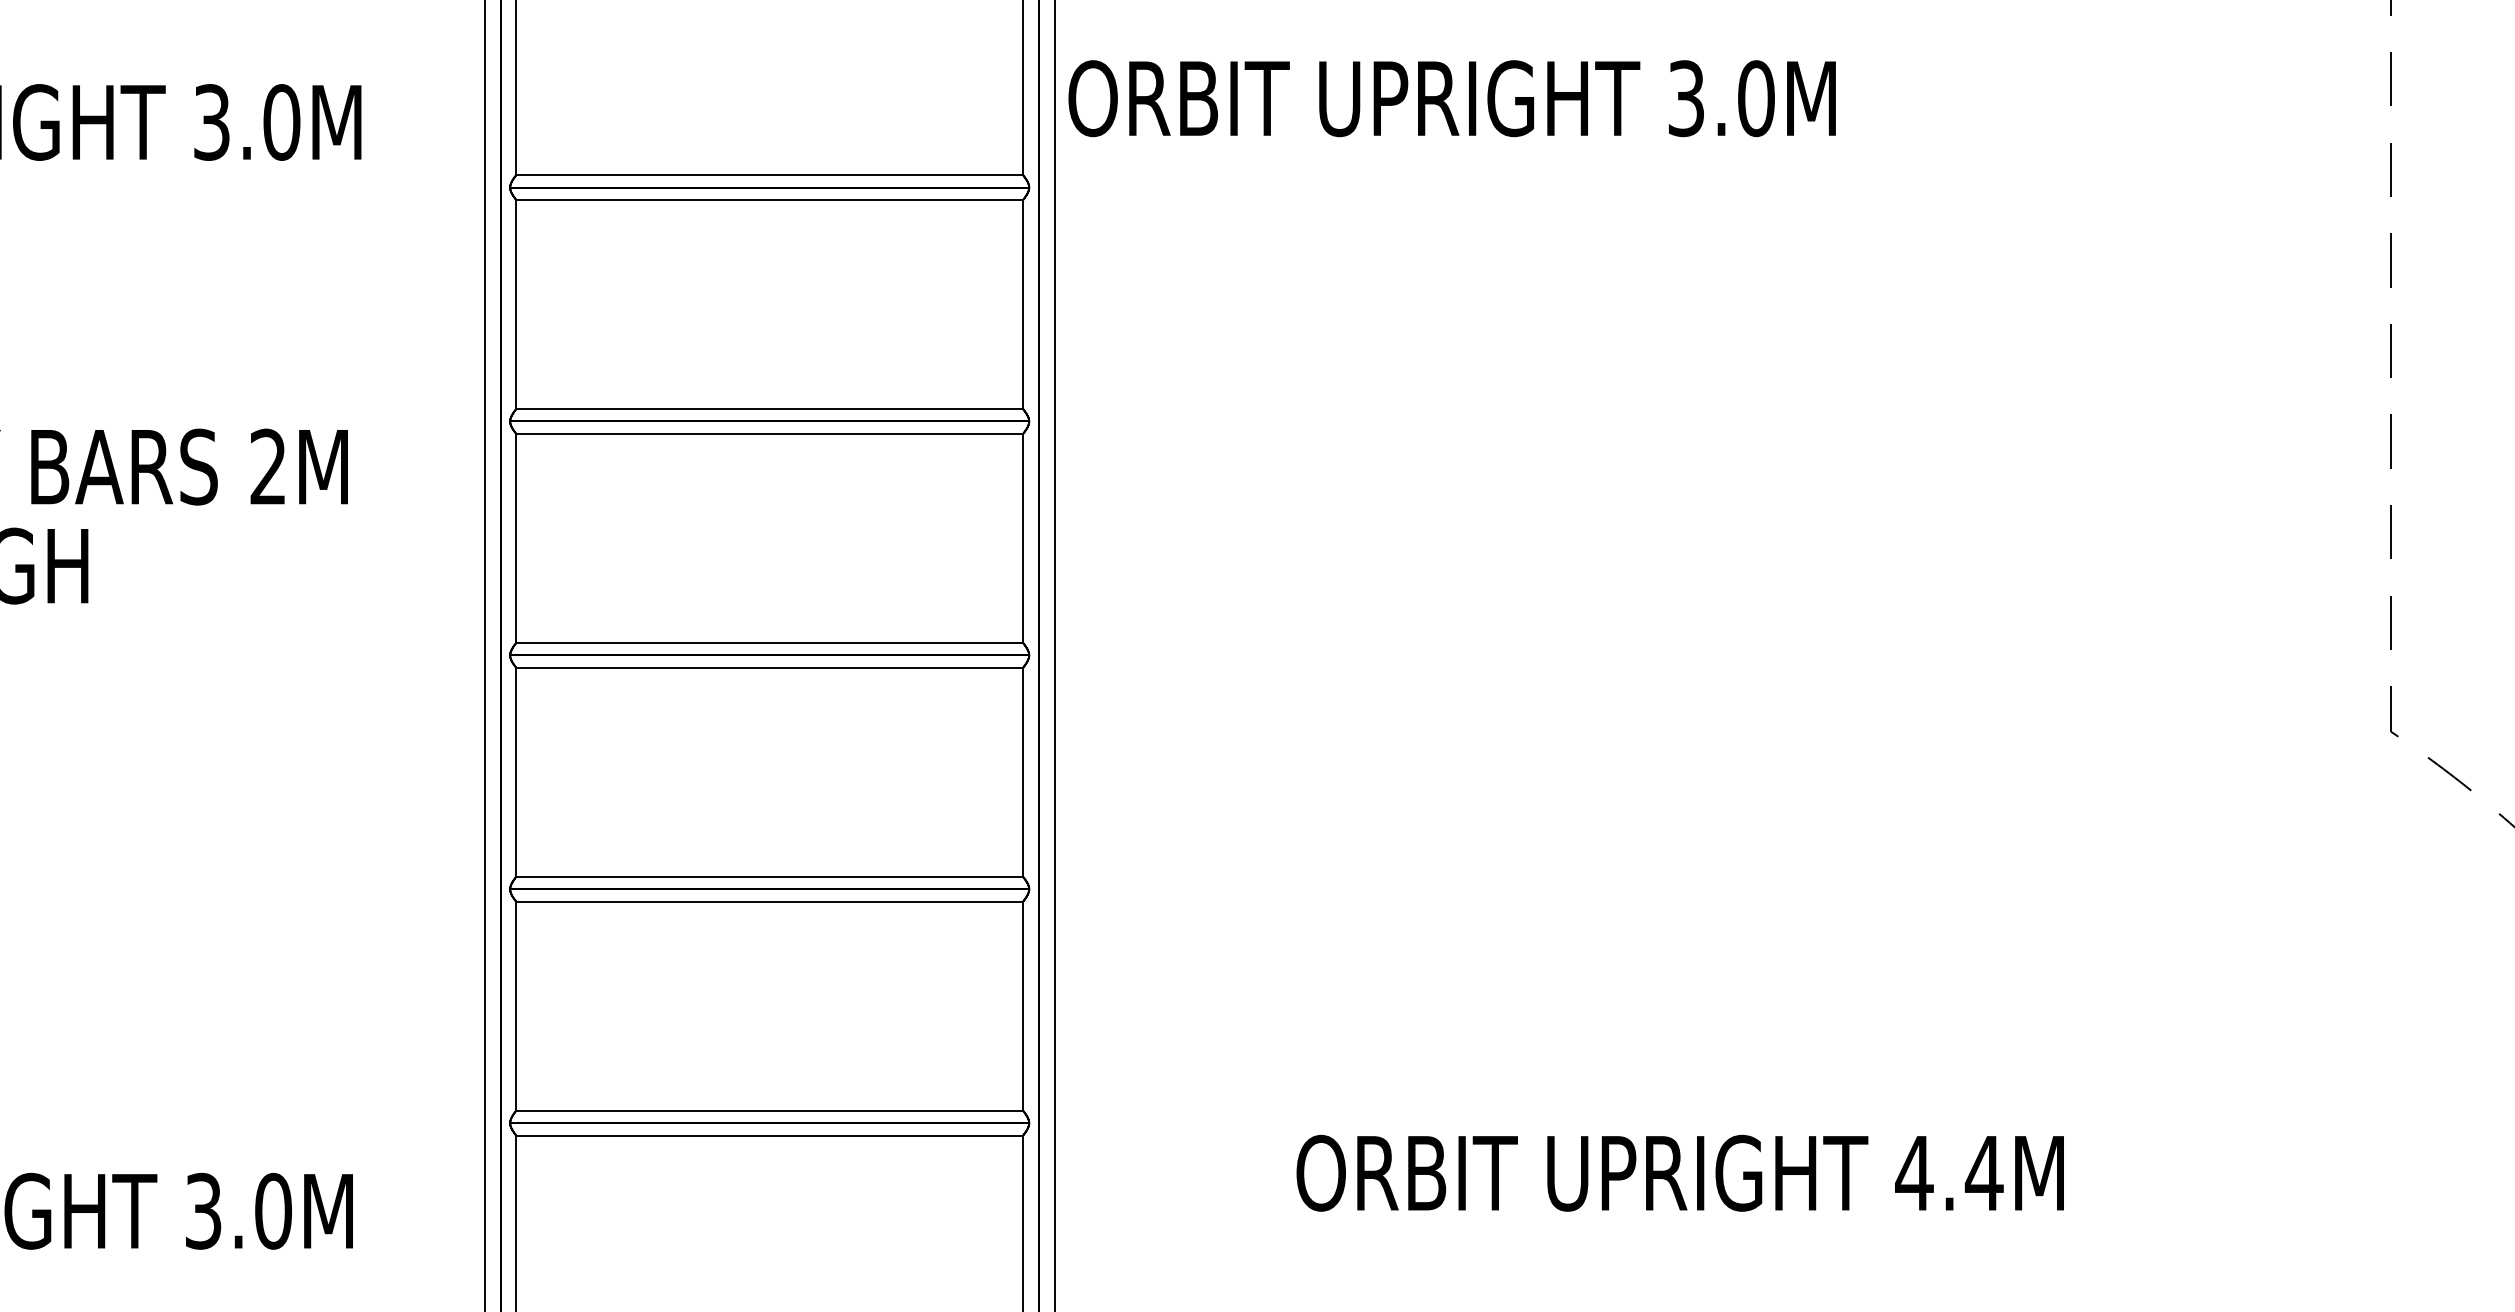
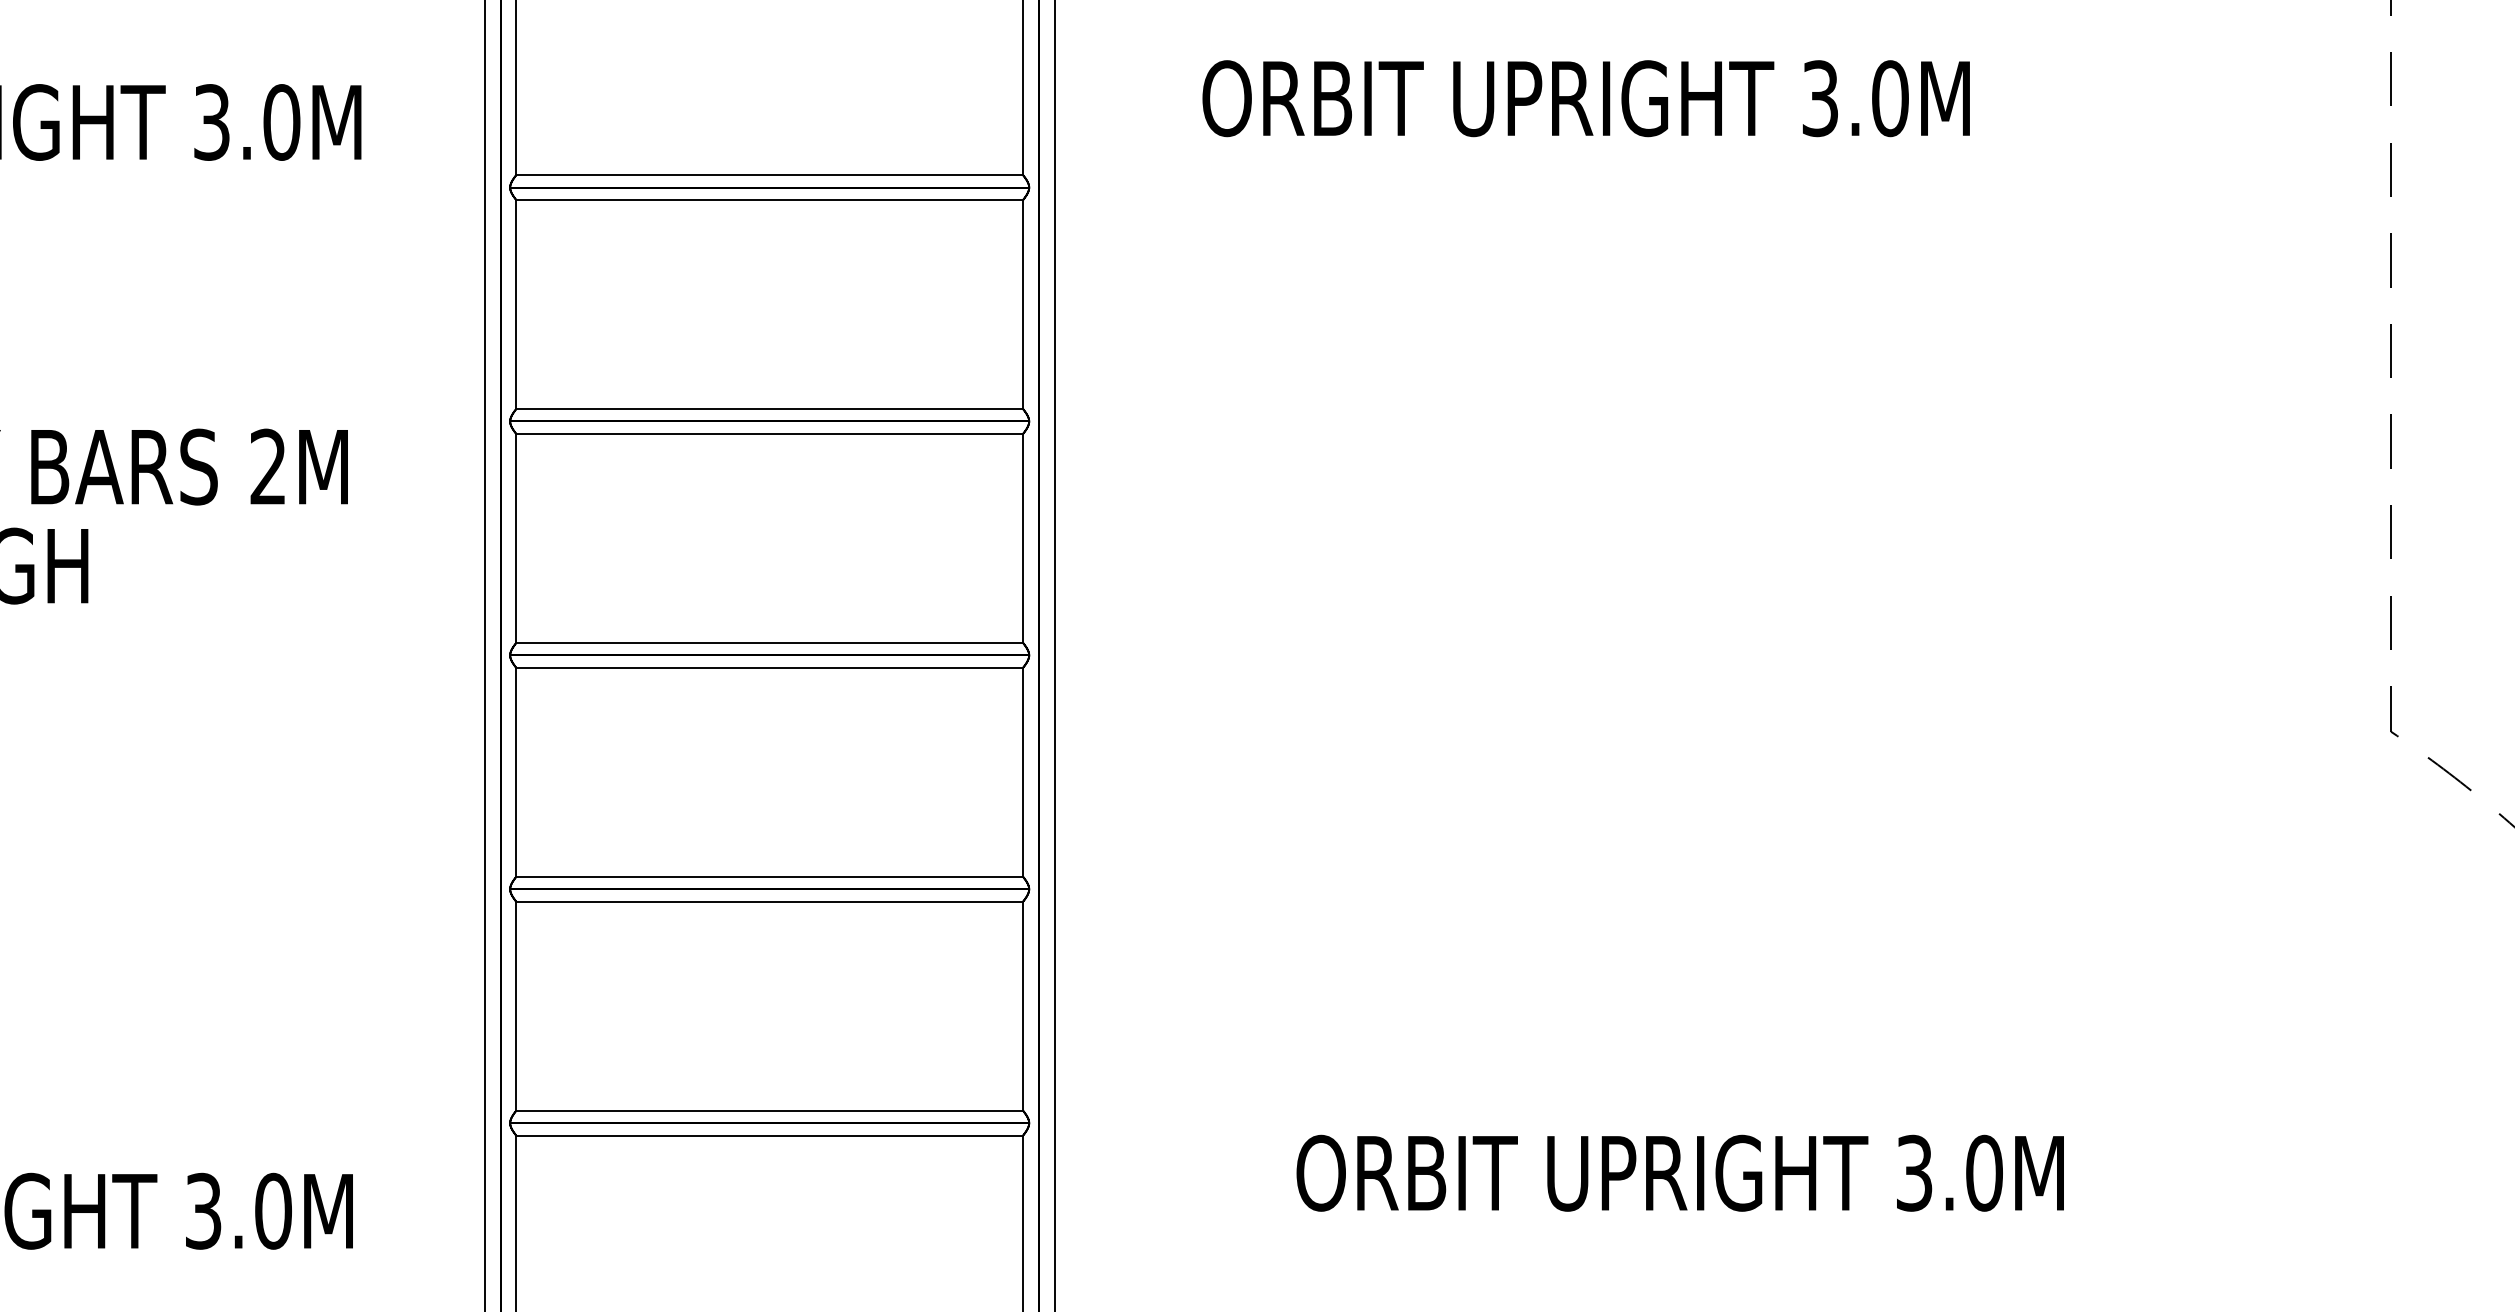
text position: (1451, 98) -> (1585, 98) (1585, 98)
text: 4.4M -> 3.0M (1949, 1172)
